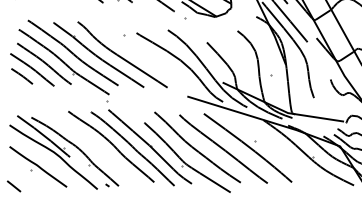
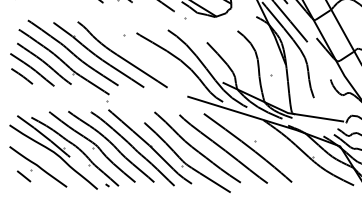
part: none -> present (92, 146)
line position: (13, 186) -> (23, 176) (23, 176)
